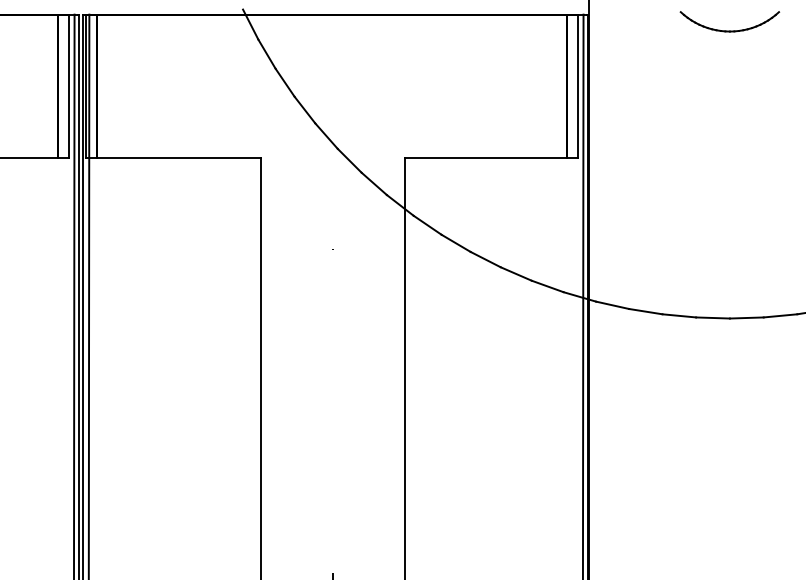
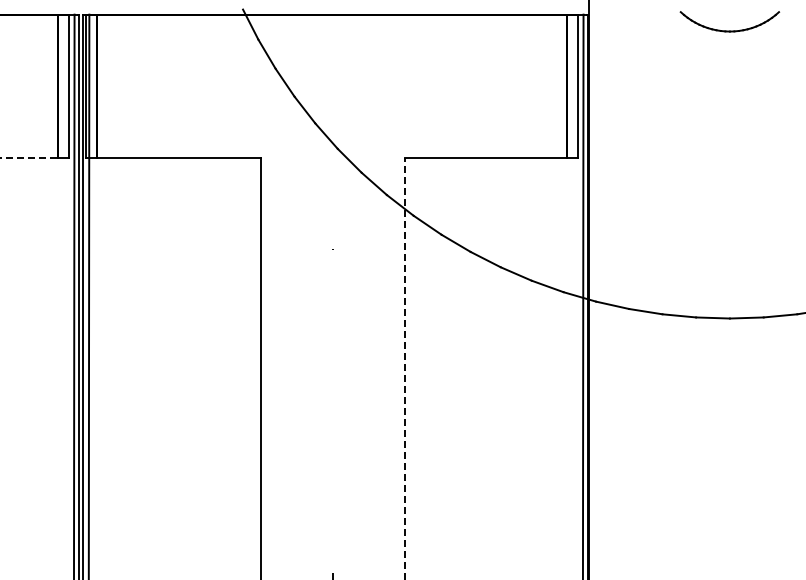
line: solid -> dashed (29, 158)
line: solid -> dashed (404, 368)
